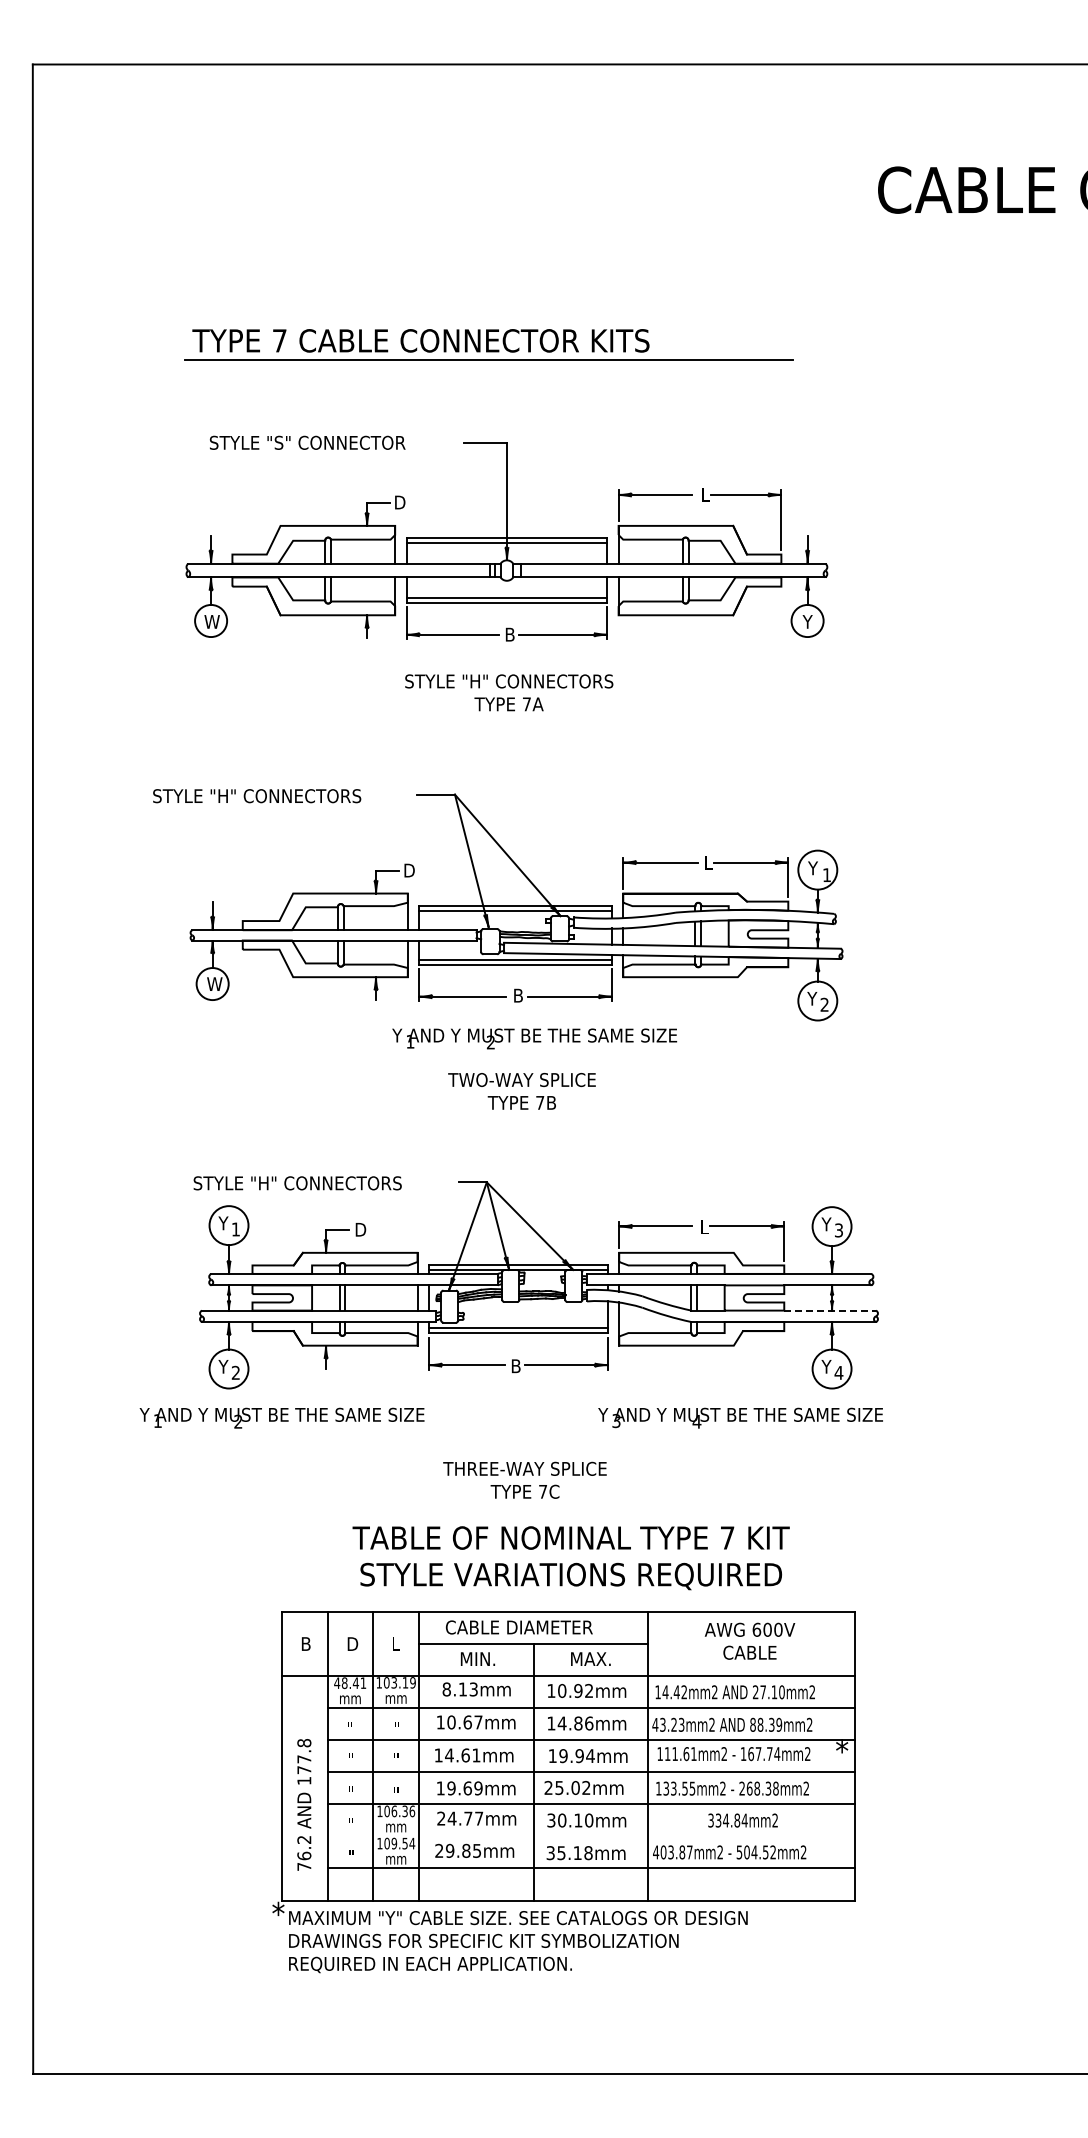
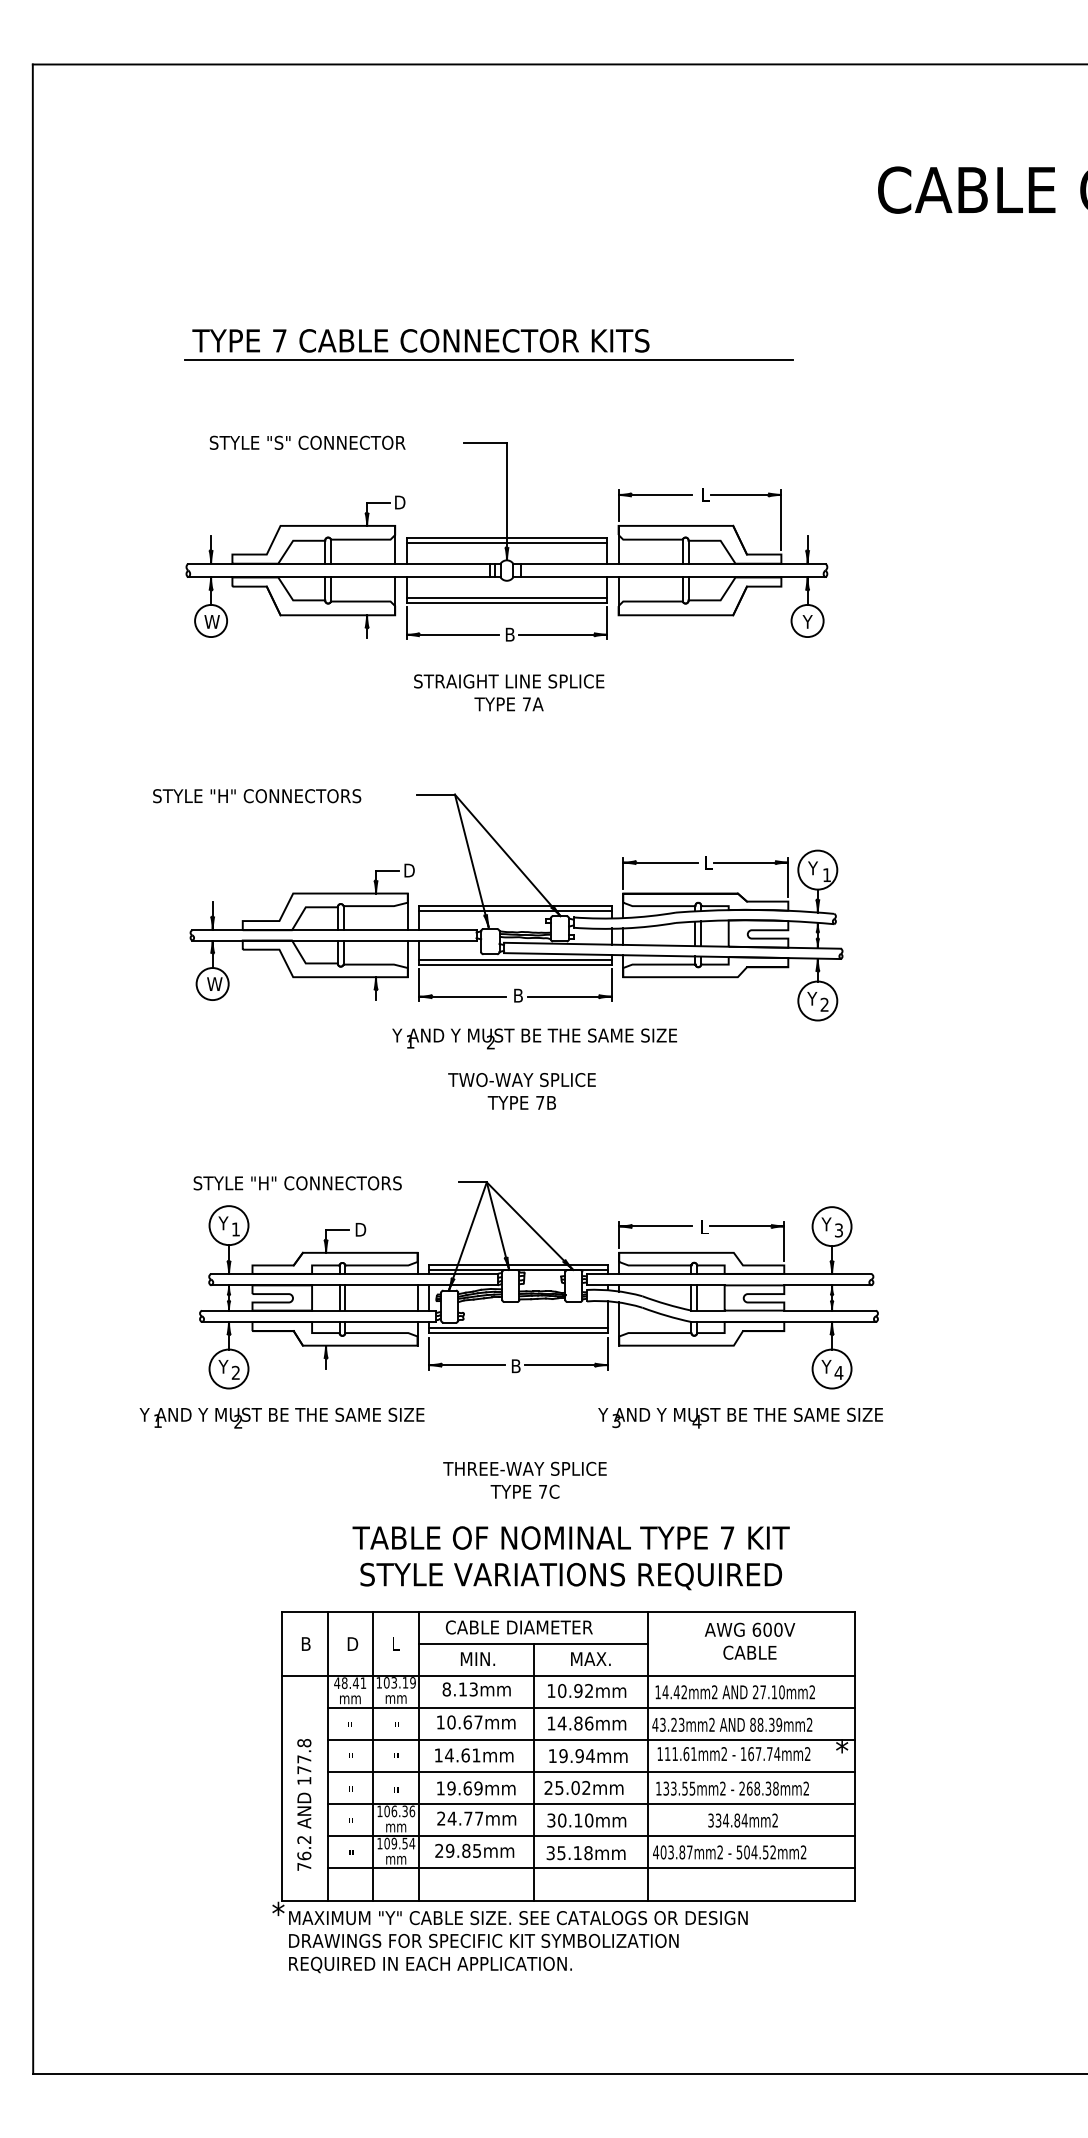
text: STYLE "H" CONNECTORS -> STRAIGHT LINE SPLICE (509, 681)
line: dashed -> solid (830, 1310)
line: none -> present (590, 1836)
